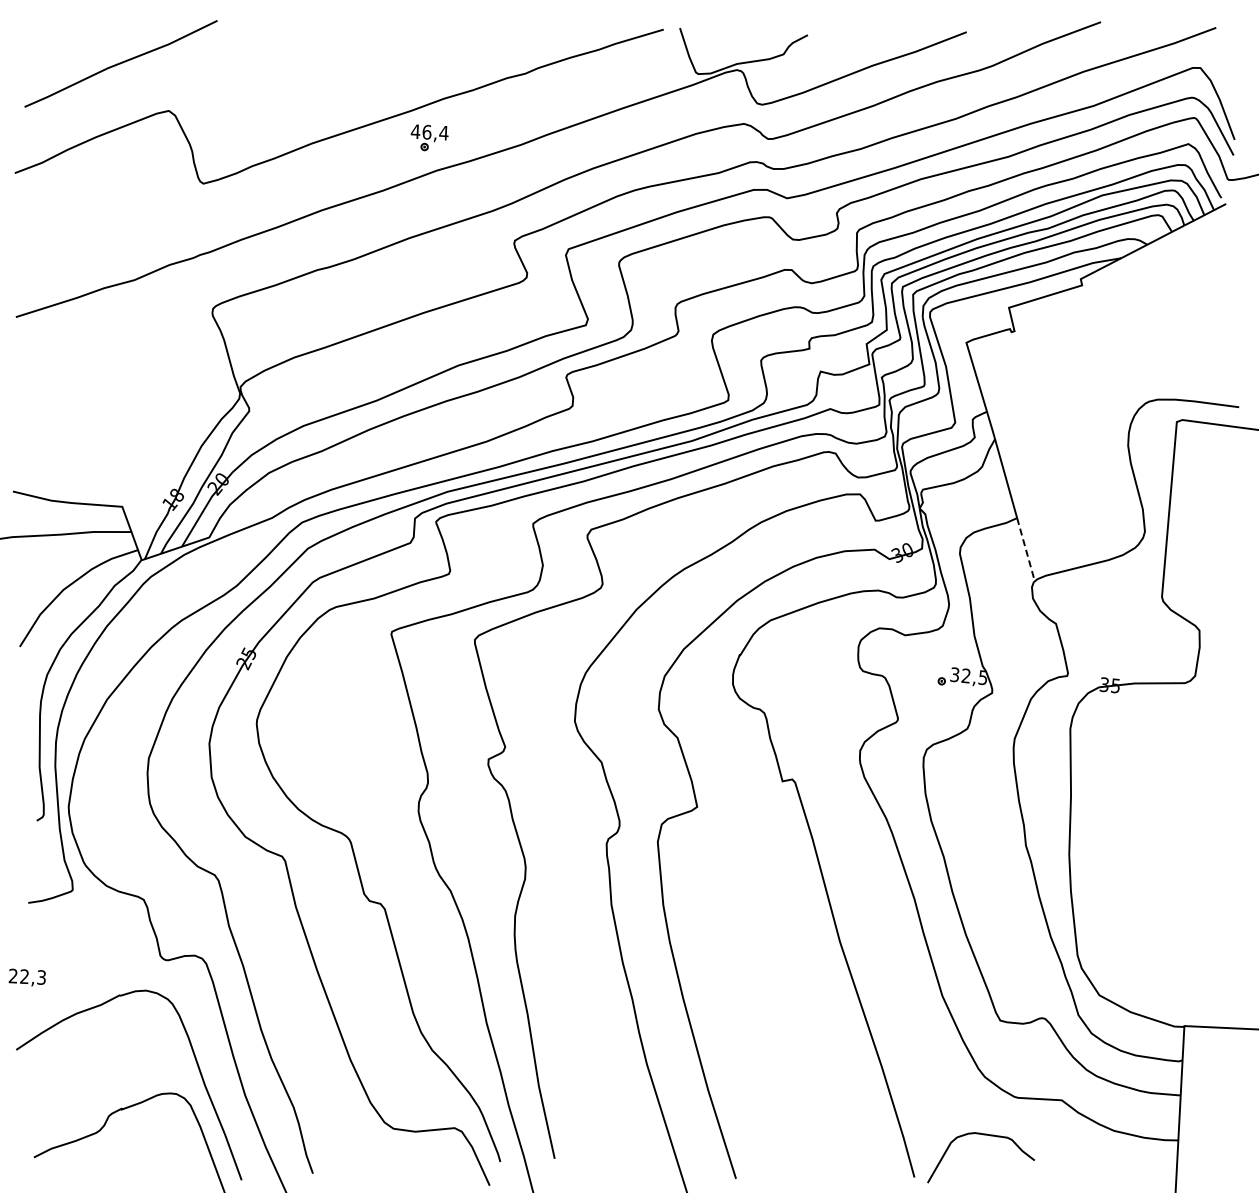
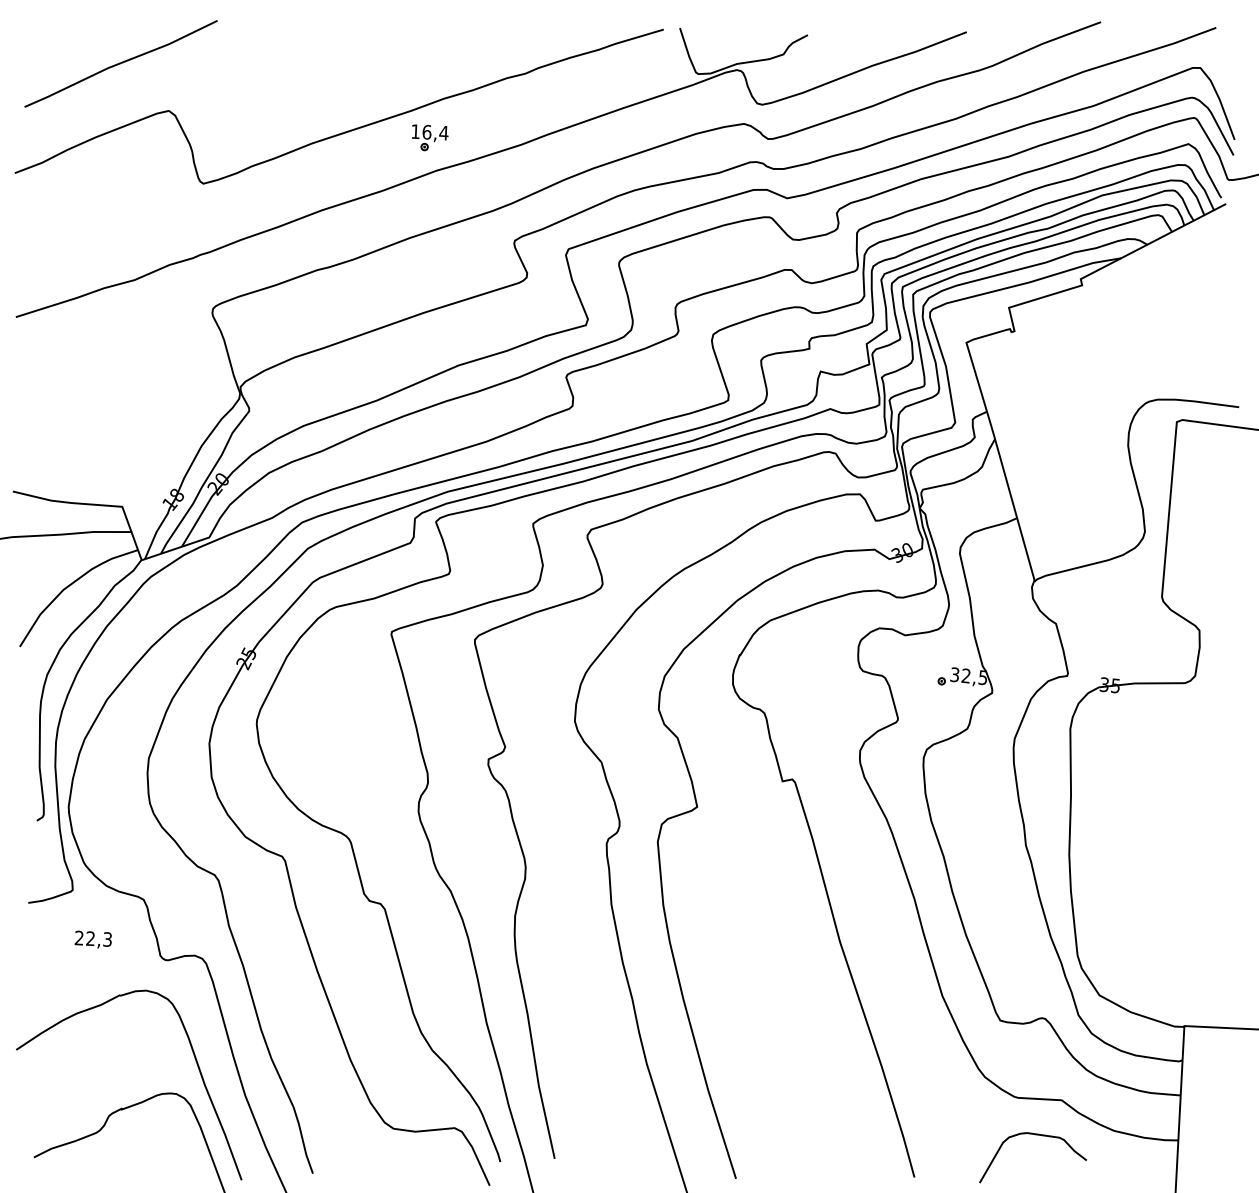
text: 46,4 -> 16,4 (415, 131)
line: dashed -> solid (1026, 550)
text position: (26, 977) -> (92, 939) (92, 939)
curve position: (983, 1135) -> (1035, 1135) (1035, 1135)
